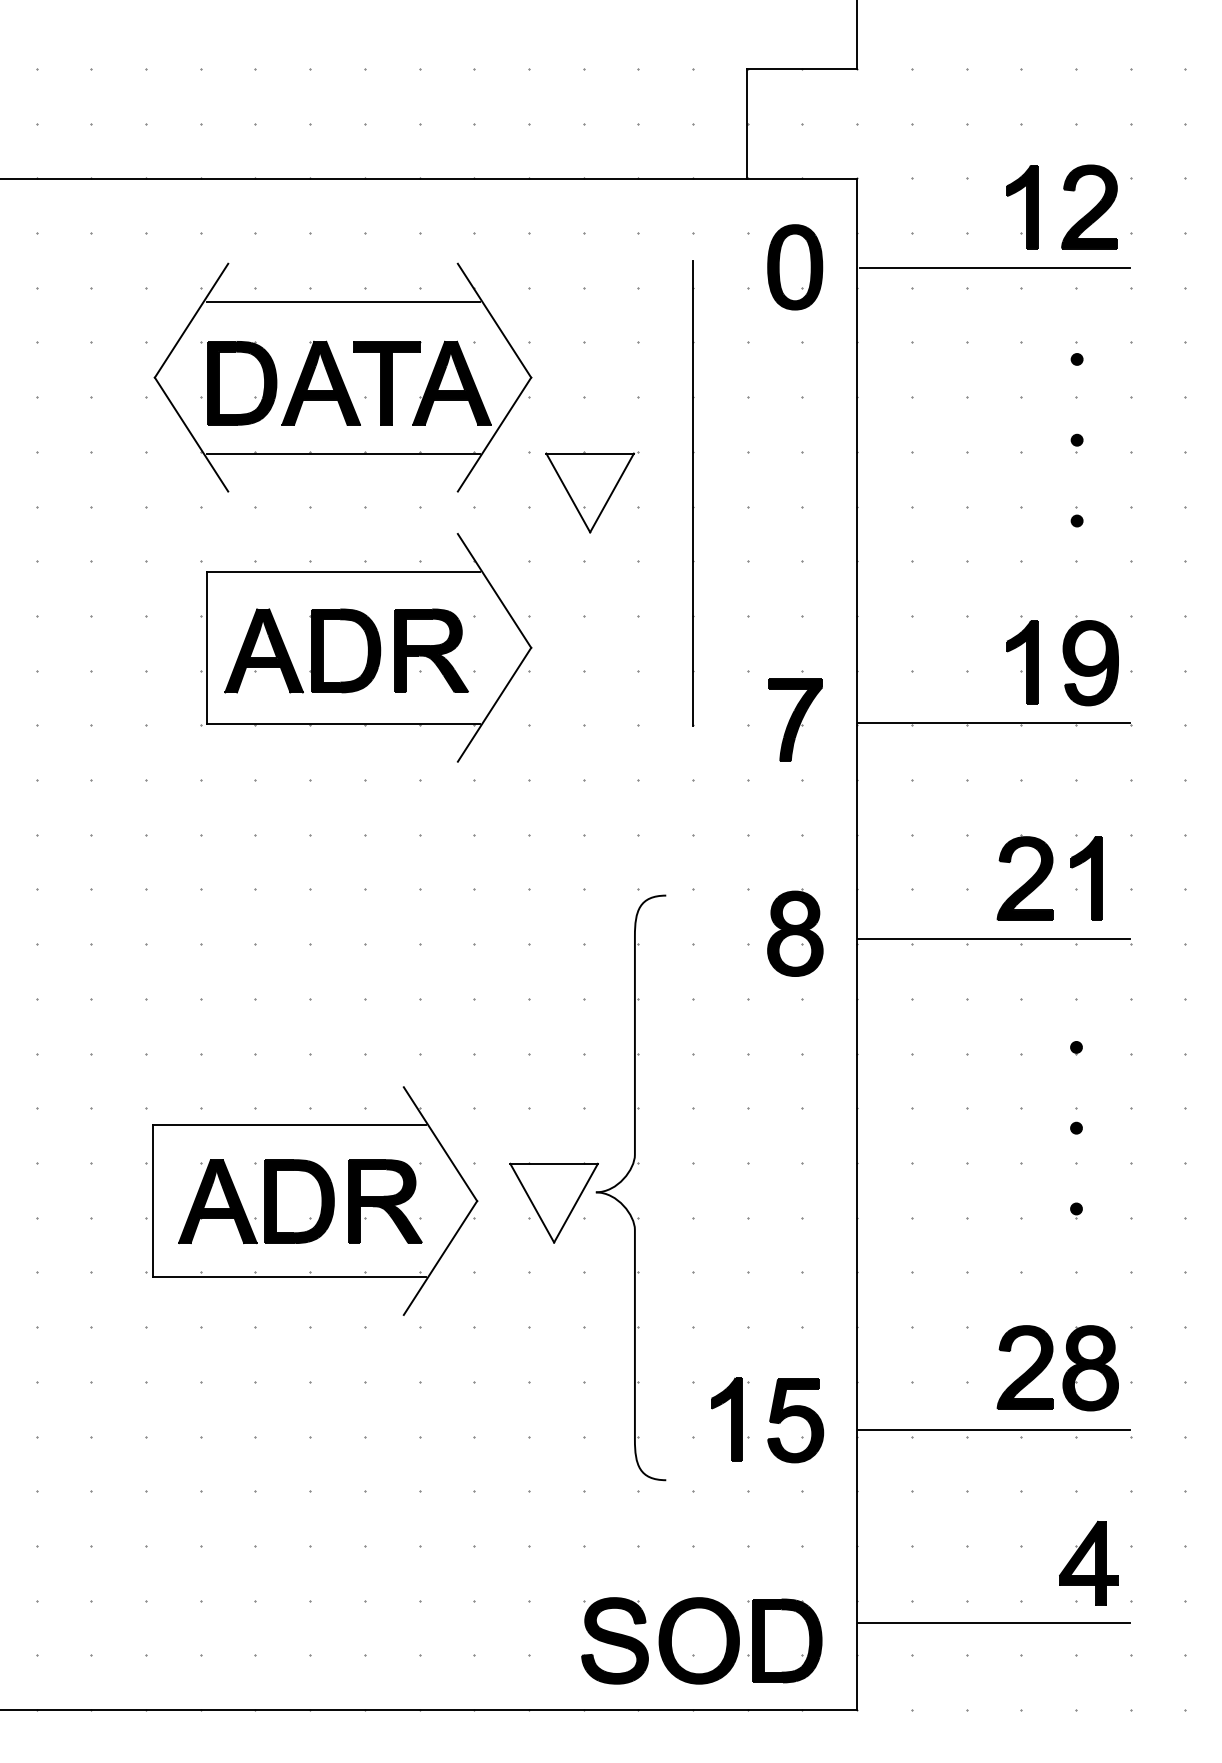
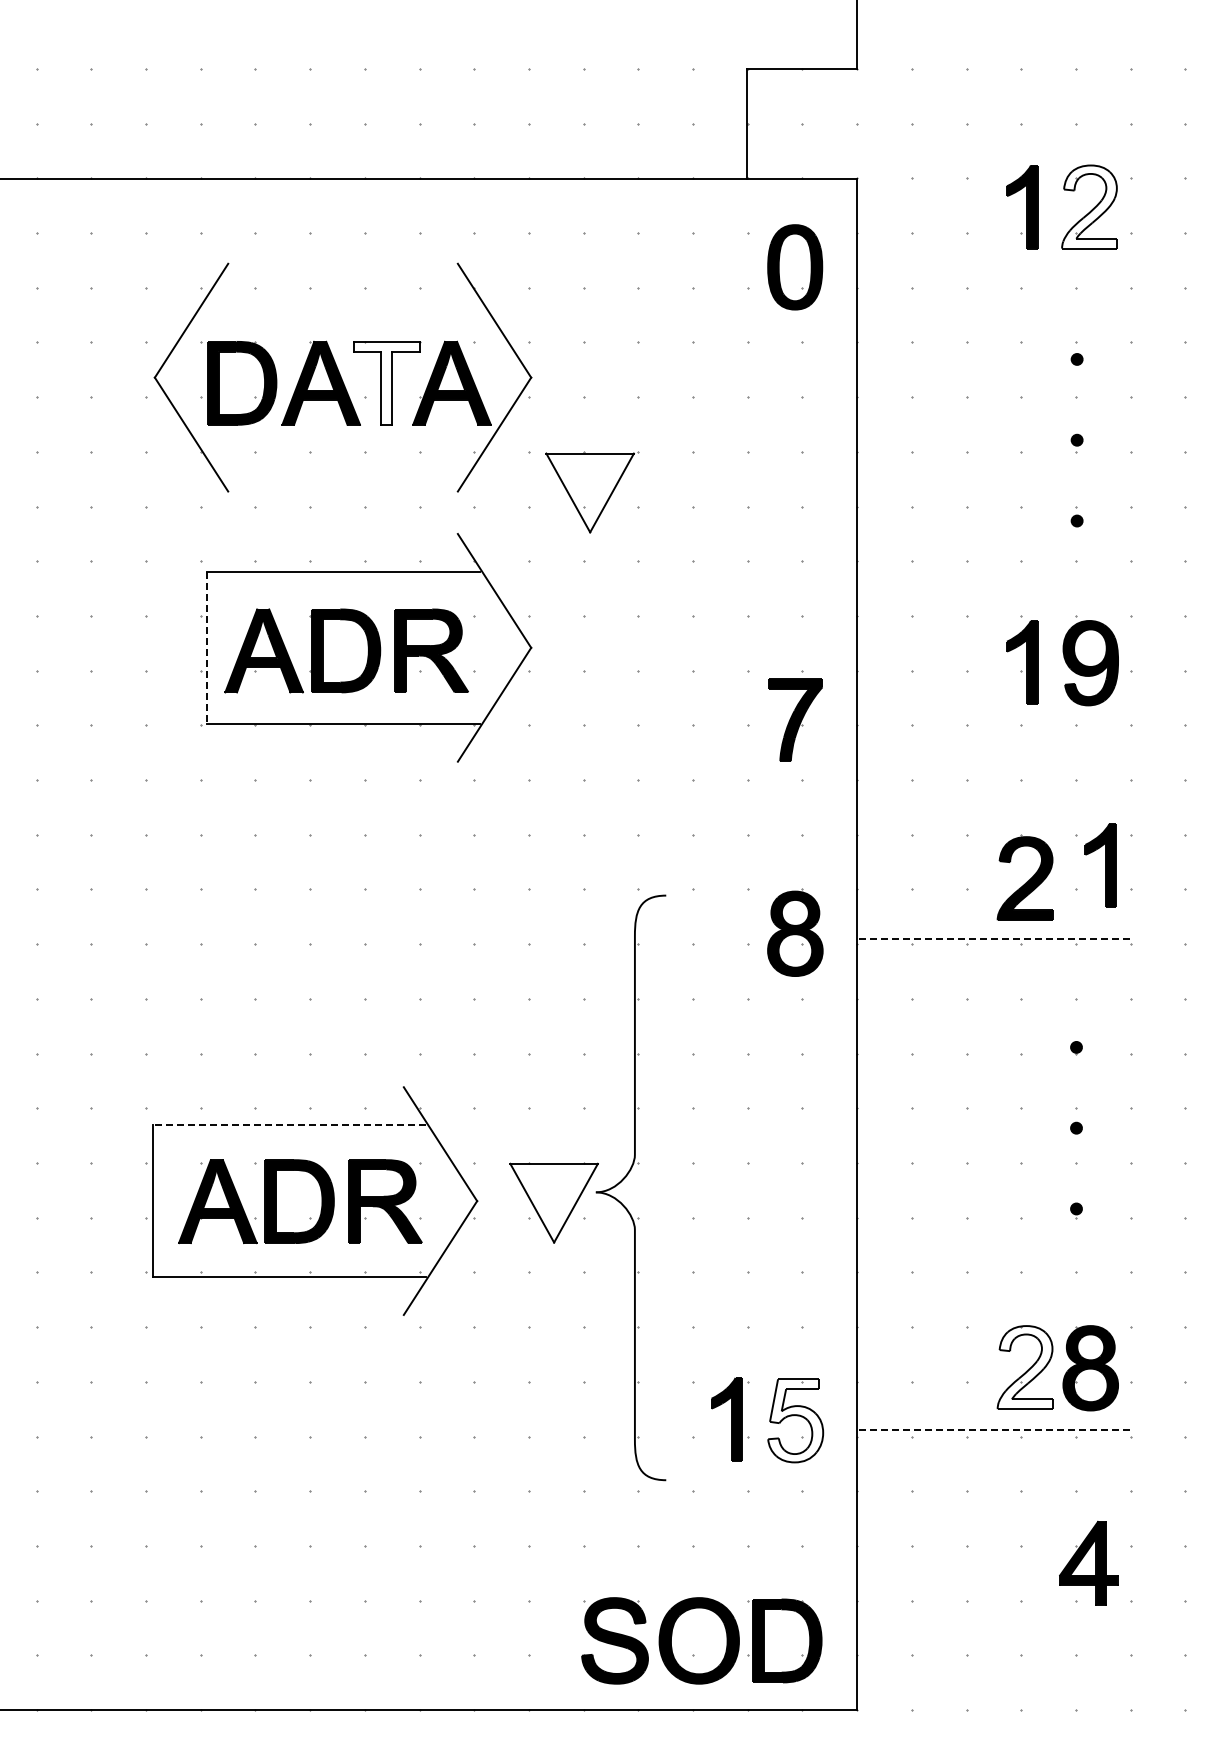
fill: present -> none (1089, 206)
line: present -> none (994, 267)
line: present -> none (343, 301)
fill: present -> none (386, 382)
line: present -> none (343, 453)
line: present -> none (692, 493)
line: solid -> dashed (207, 647)
line: present -> none (993, 723)
part position: (1086, 878) -> (1100, 865) (1100, 865)
line: solid -> dashed (993, 939)
line: solid -> dashed (288, 1125)
fill: present -> none (1024, 1367)
fill: present -> none (795, 1420)
line: solid -> dashed (993, 1429)
line: present -> none (993, 1622)
